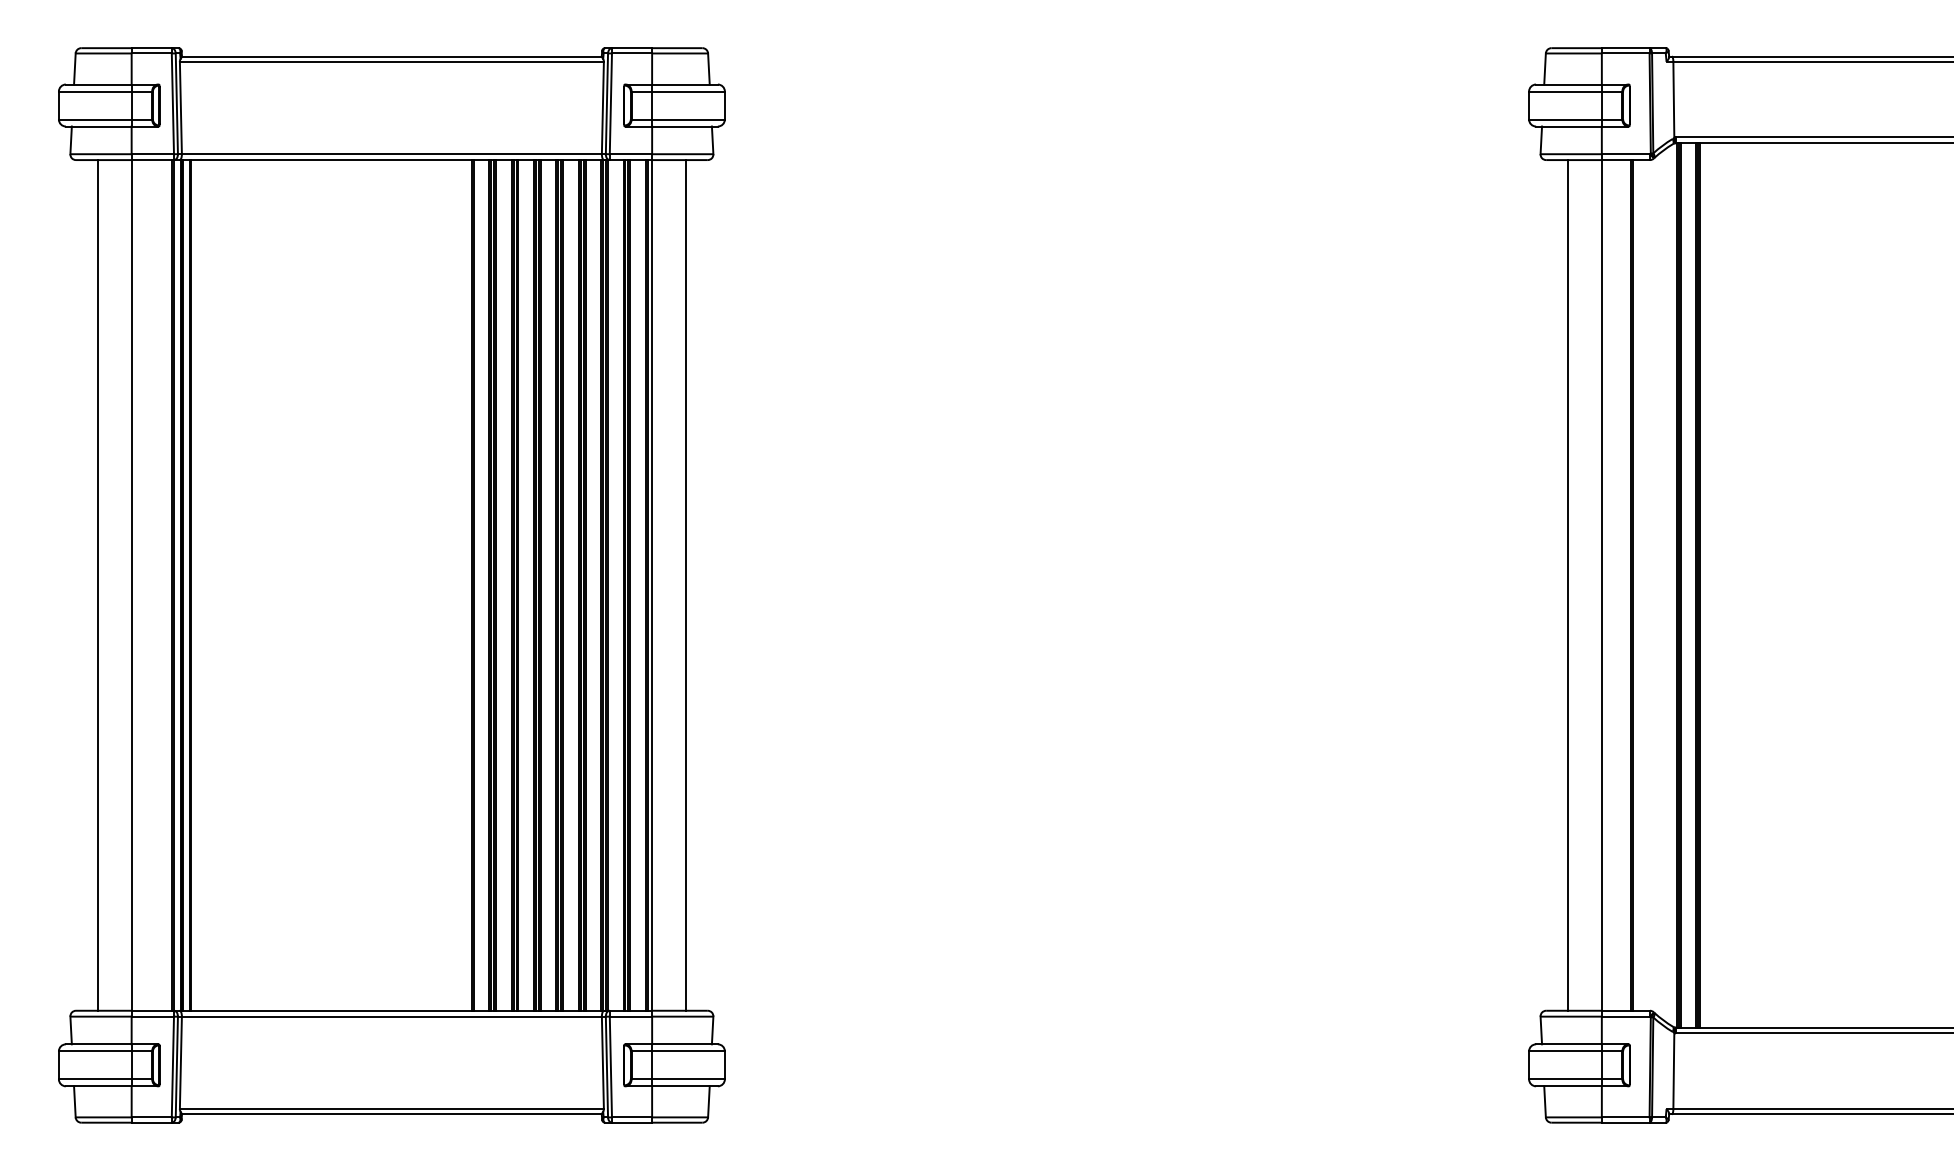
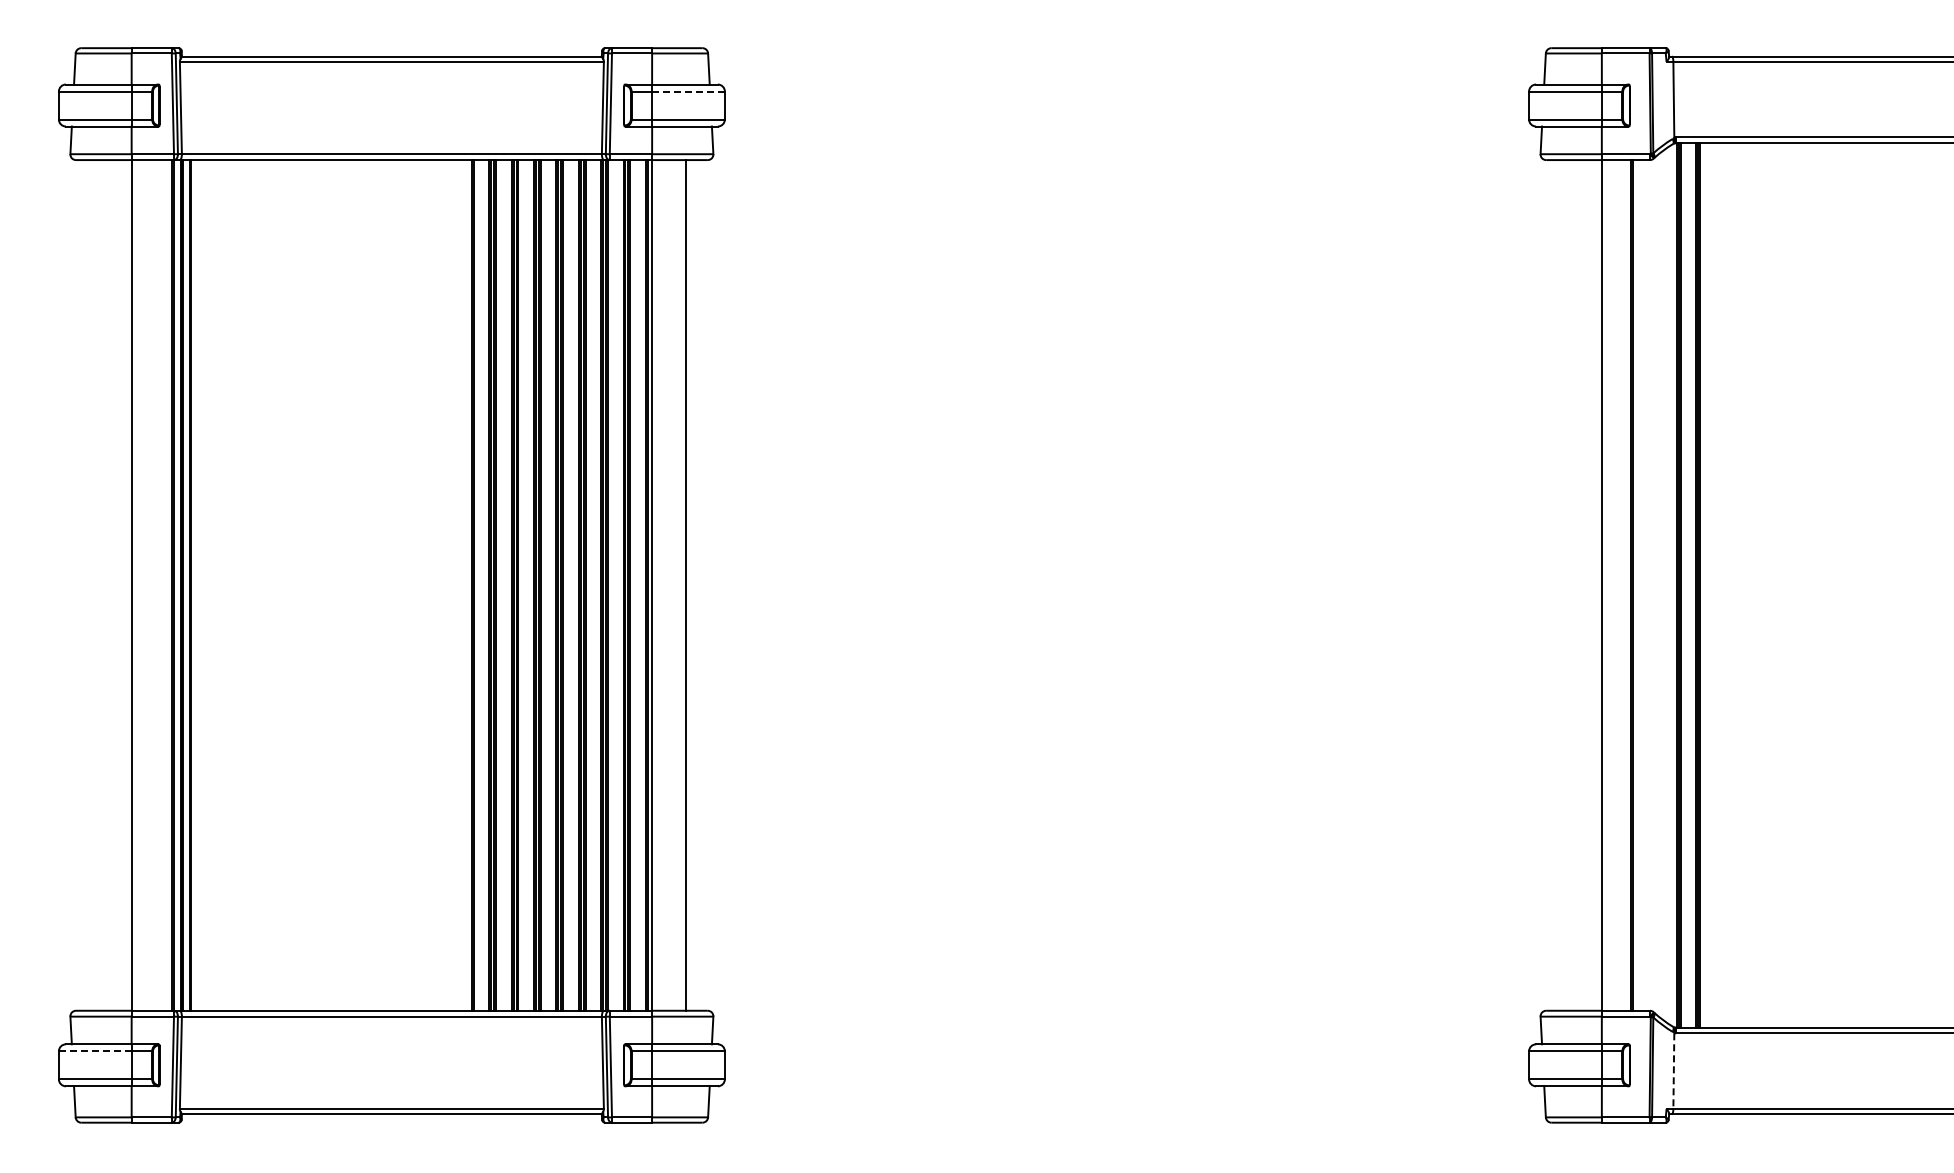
line: solid -> dashed (688, 91)
line: present -> none (98, 585)
line: present -> none (1568, 585)
line: solid -> dashed (94, 1051)
line: solid -> dashed (1673, 1071)
